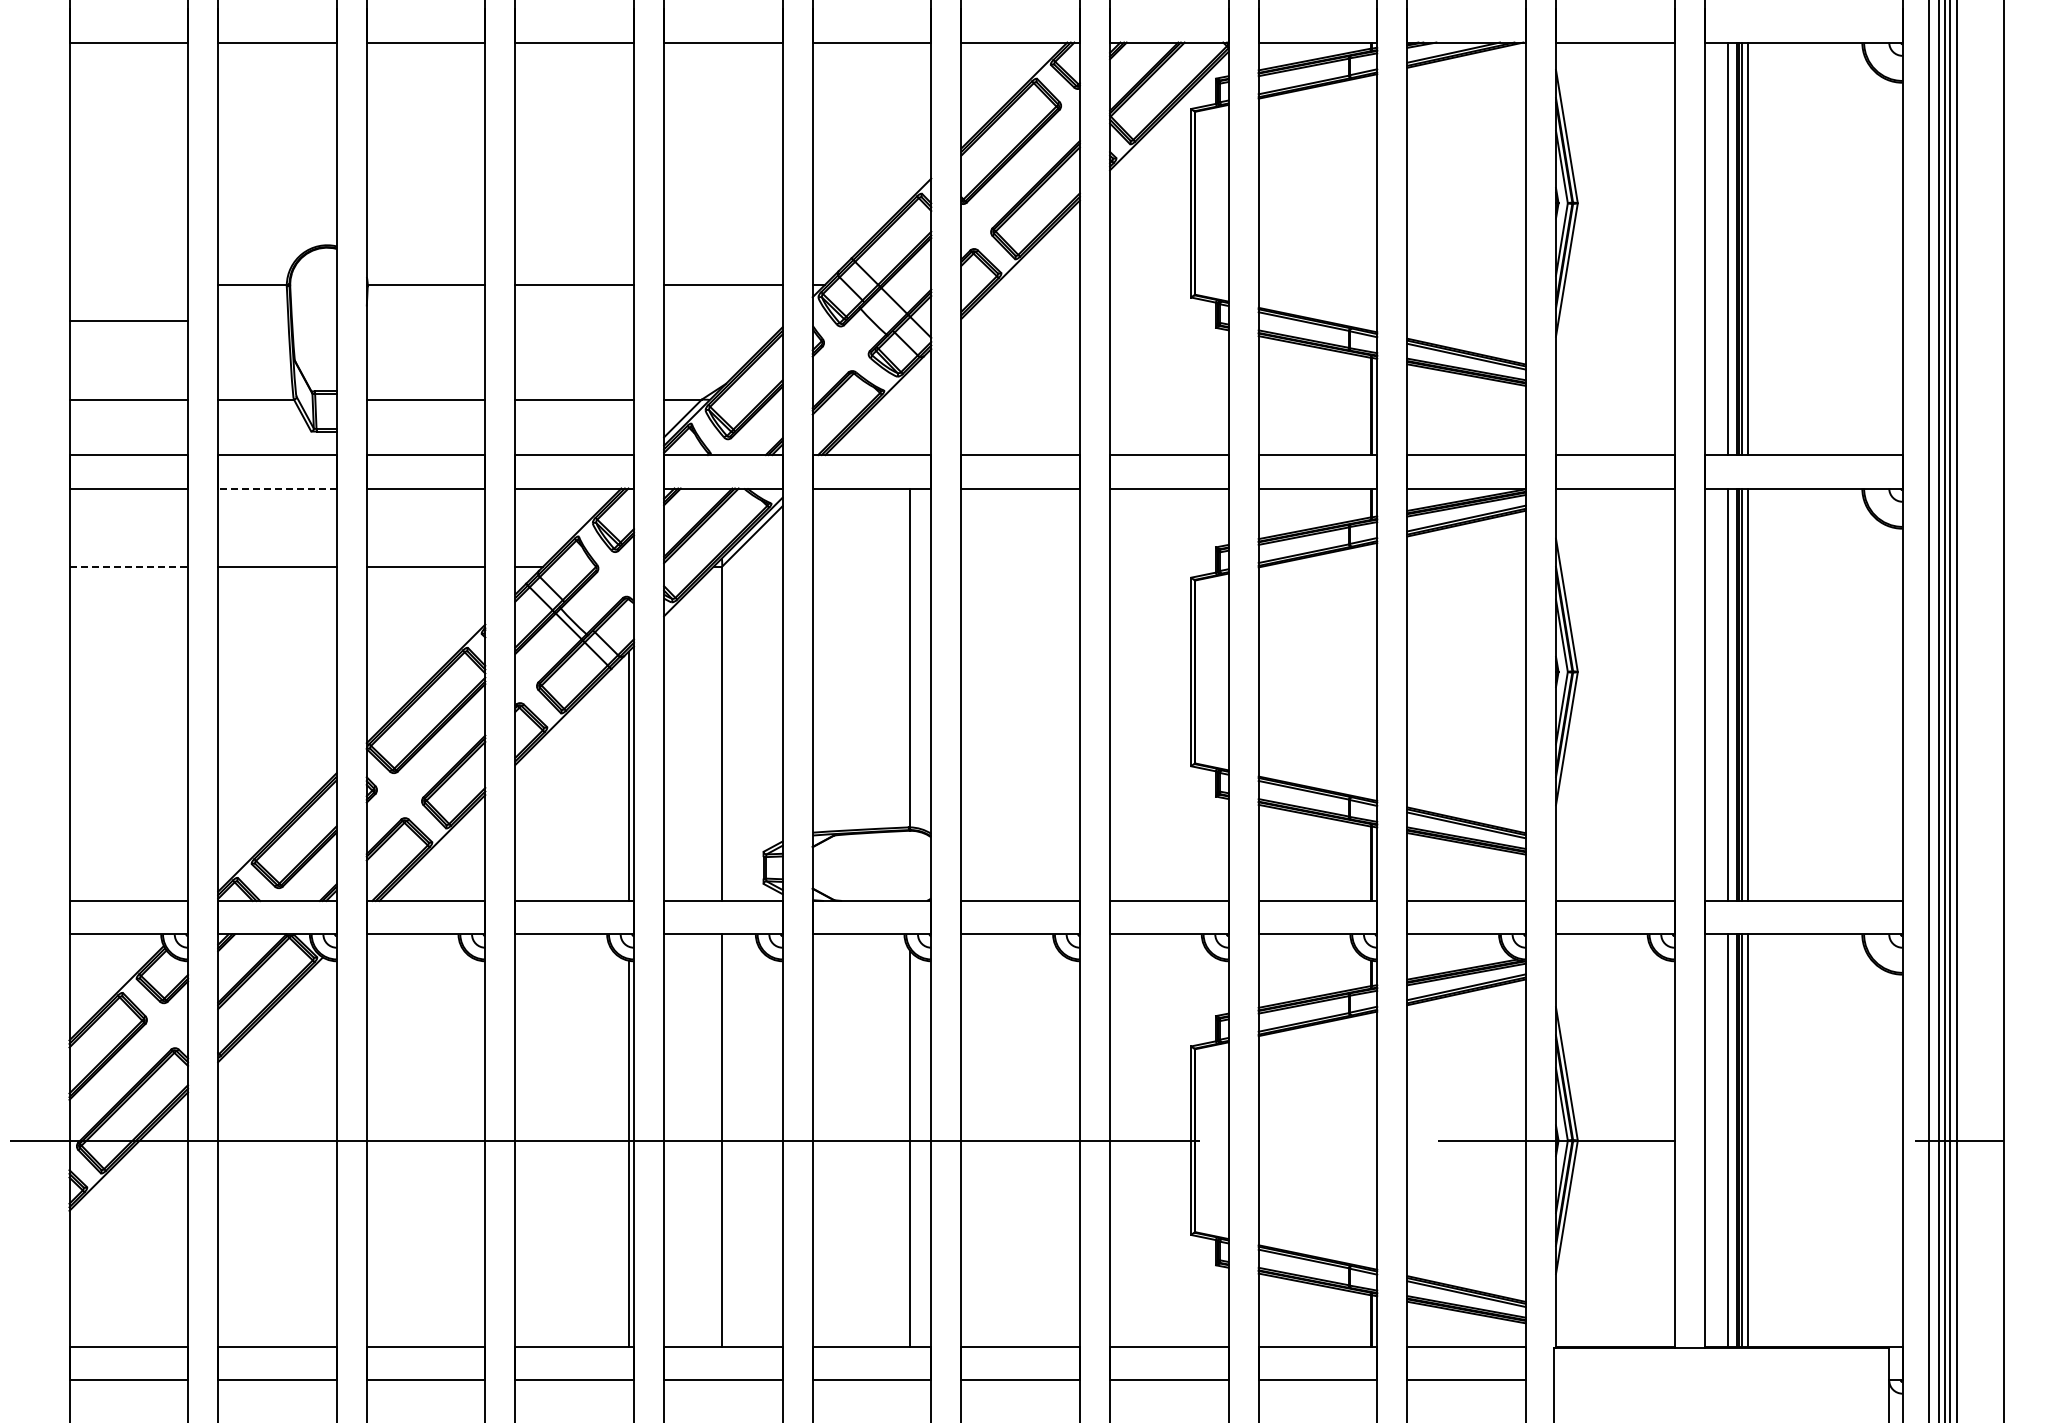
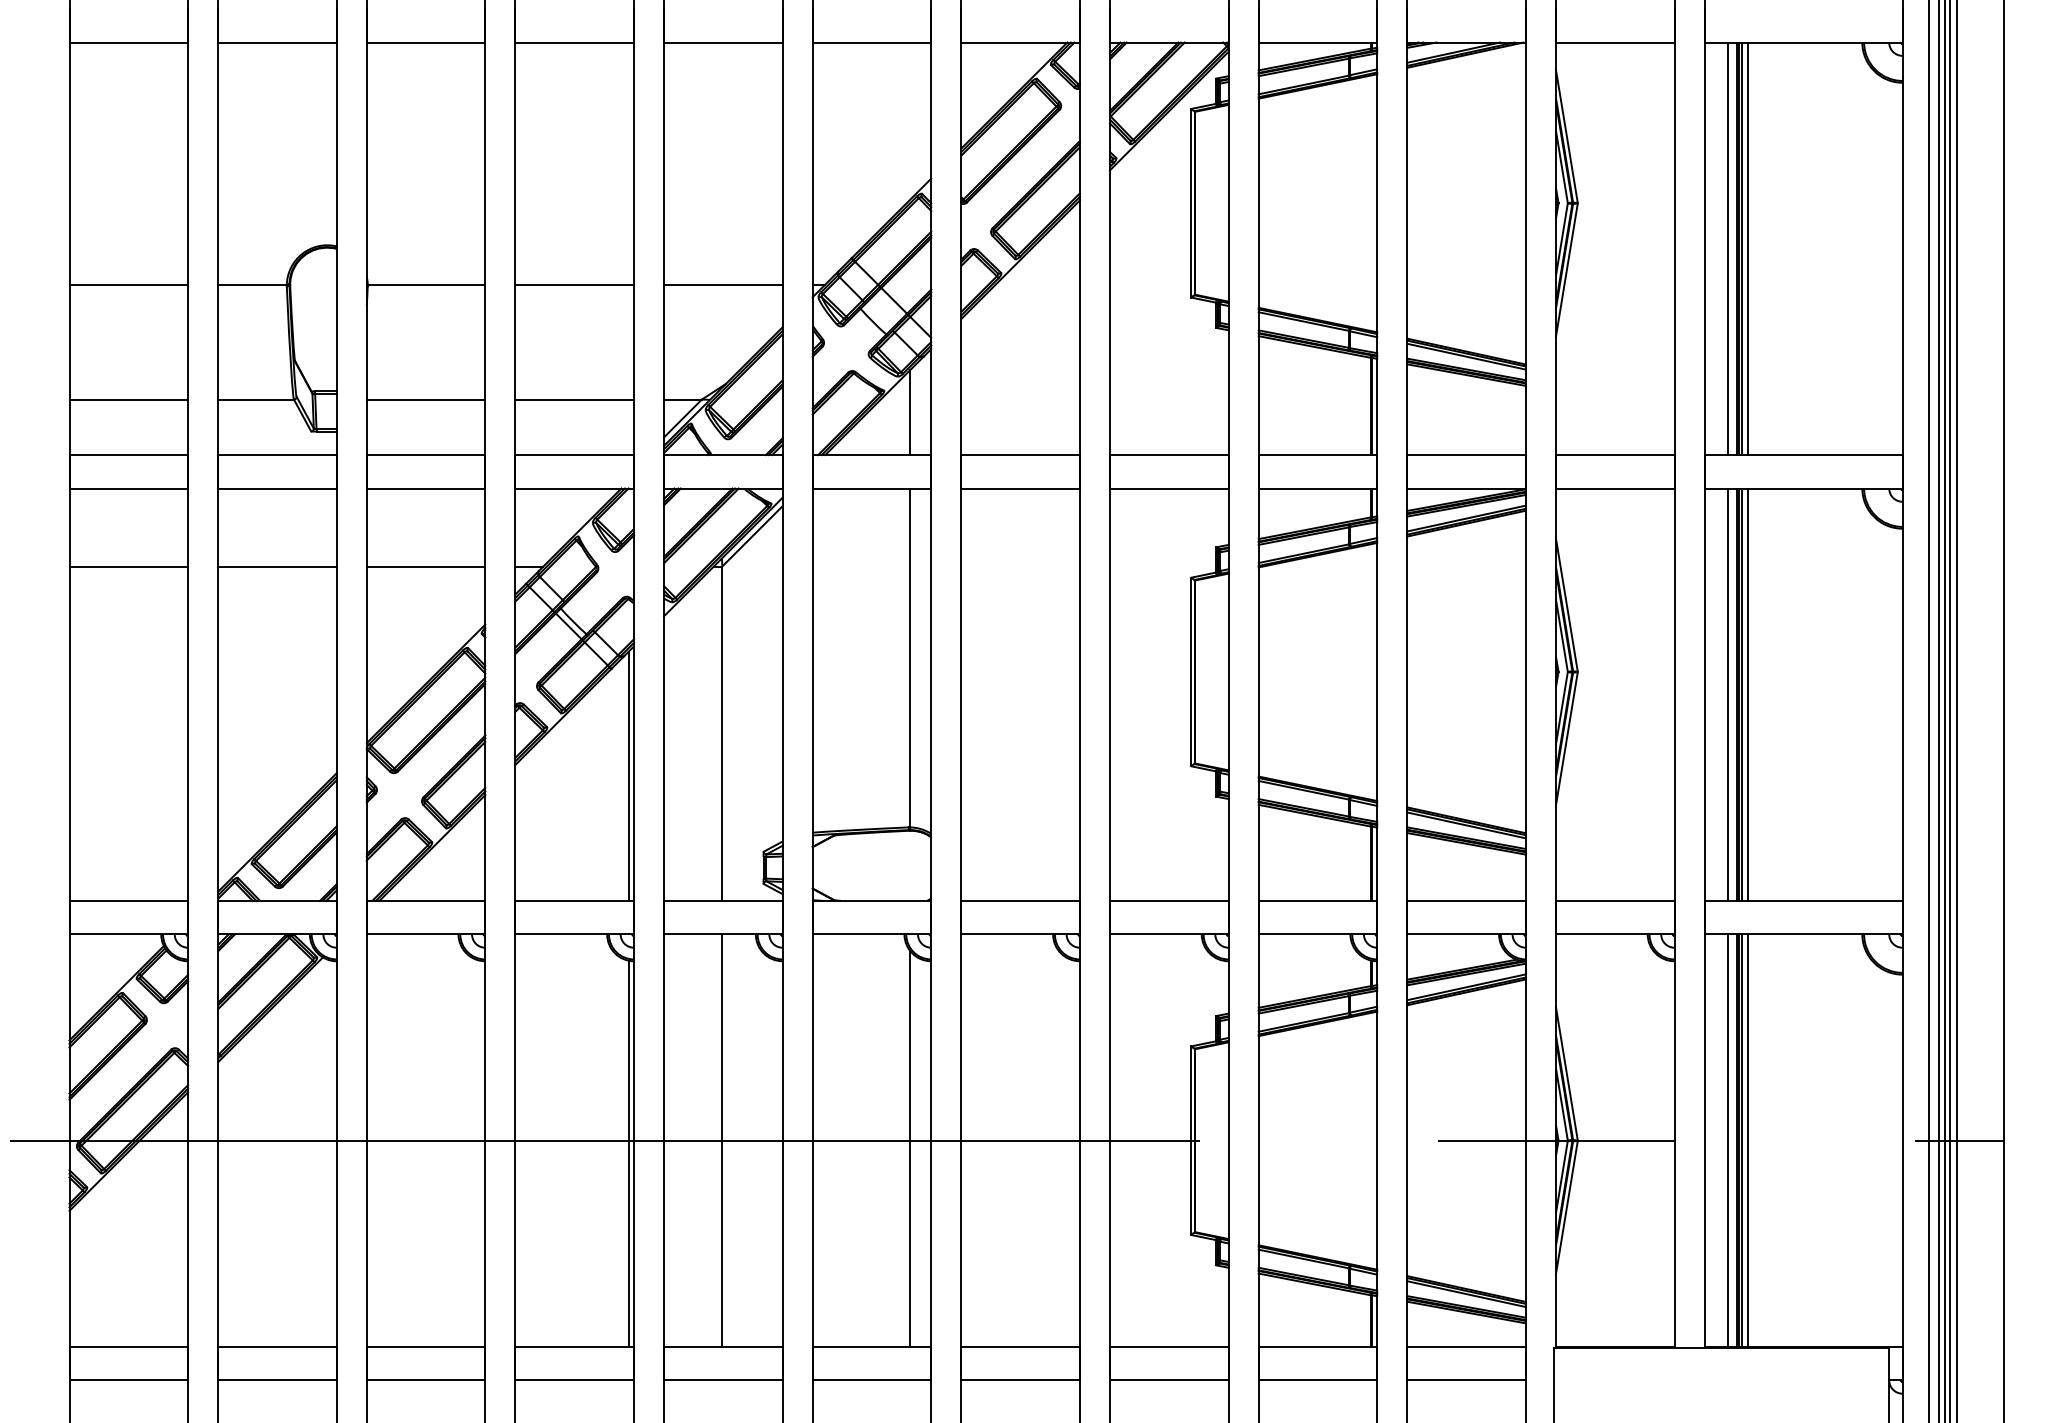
line position: (128, 321) -> (128, 285) (128, 285)
line: none -> present (910, 412)
line: dashed -> solid (276, 488)
line: dashed -> solid (129, 566)
